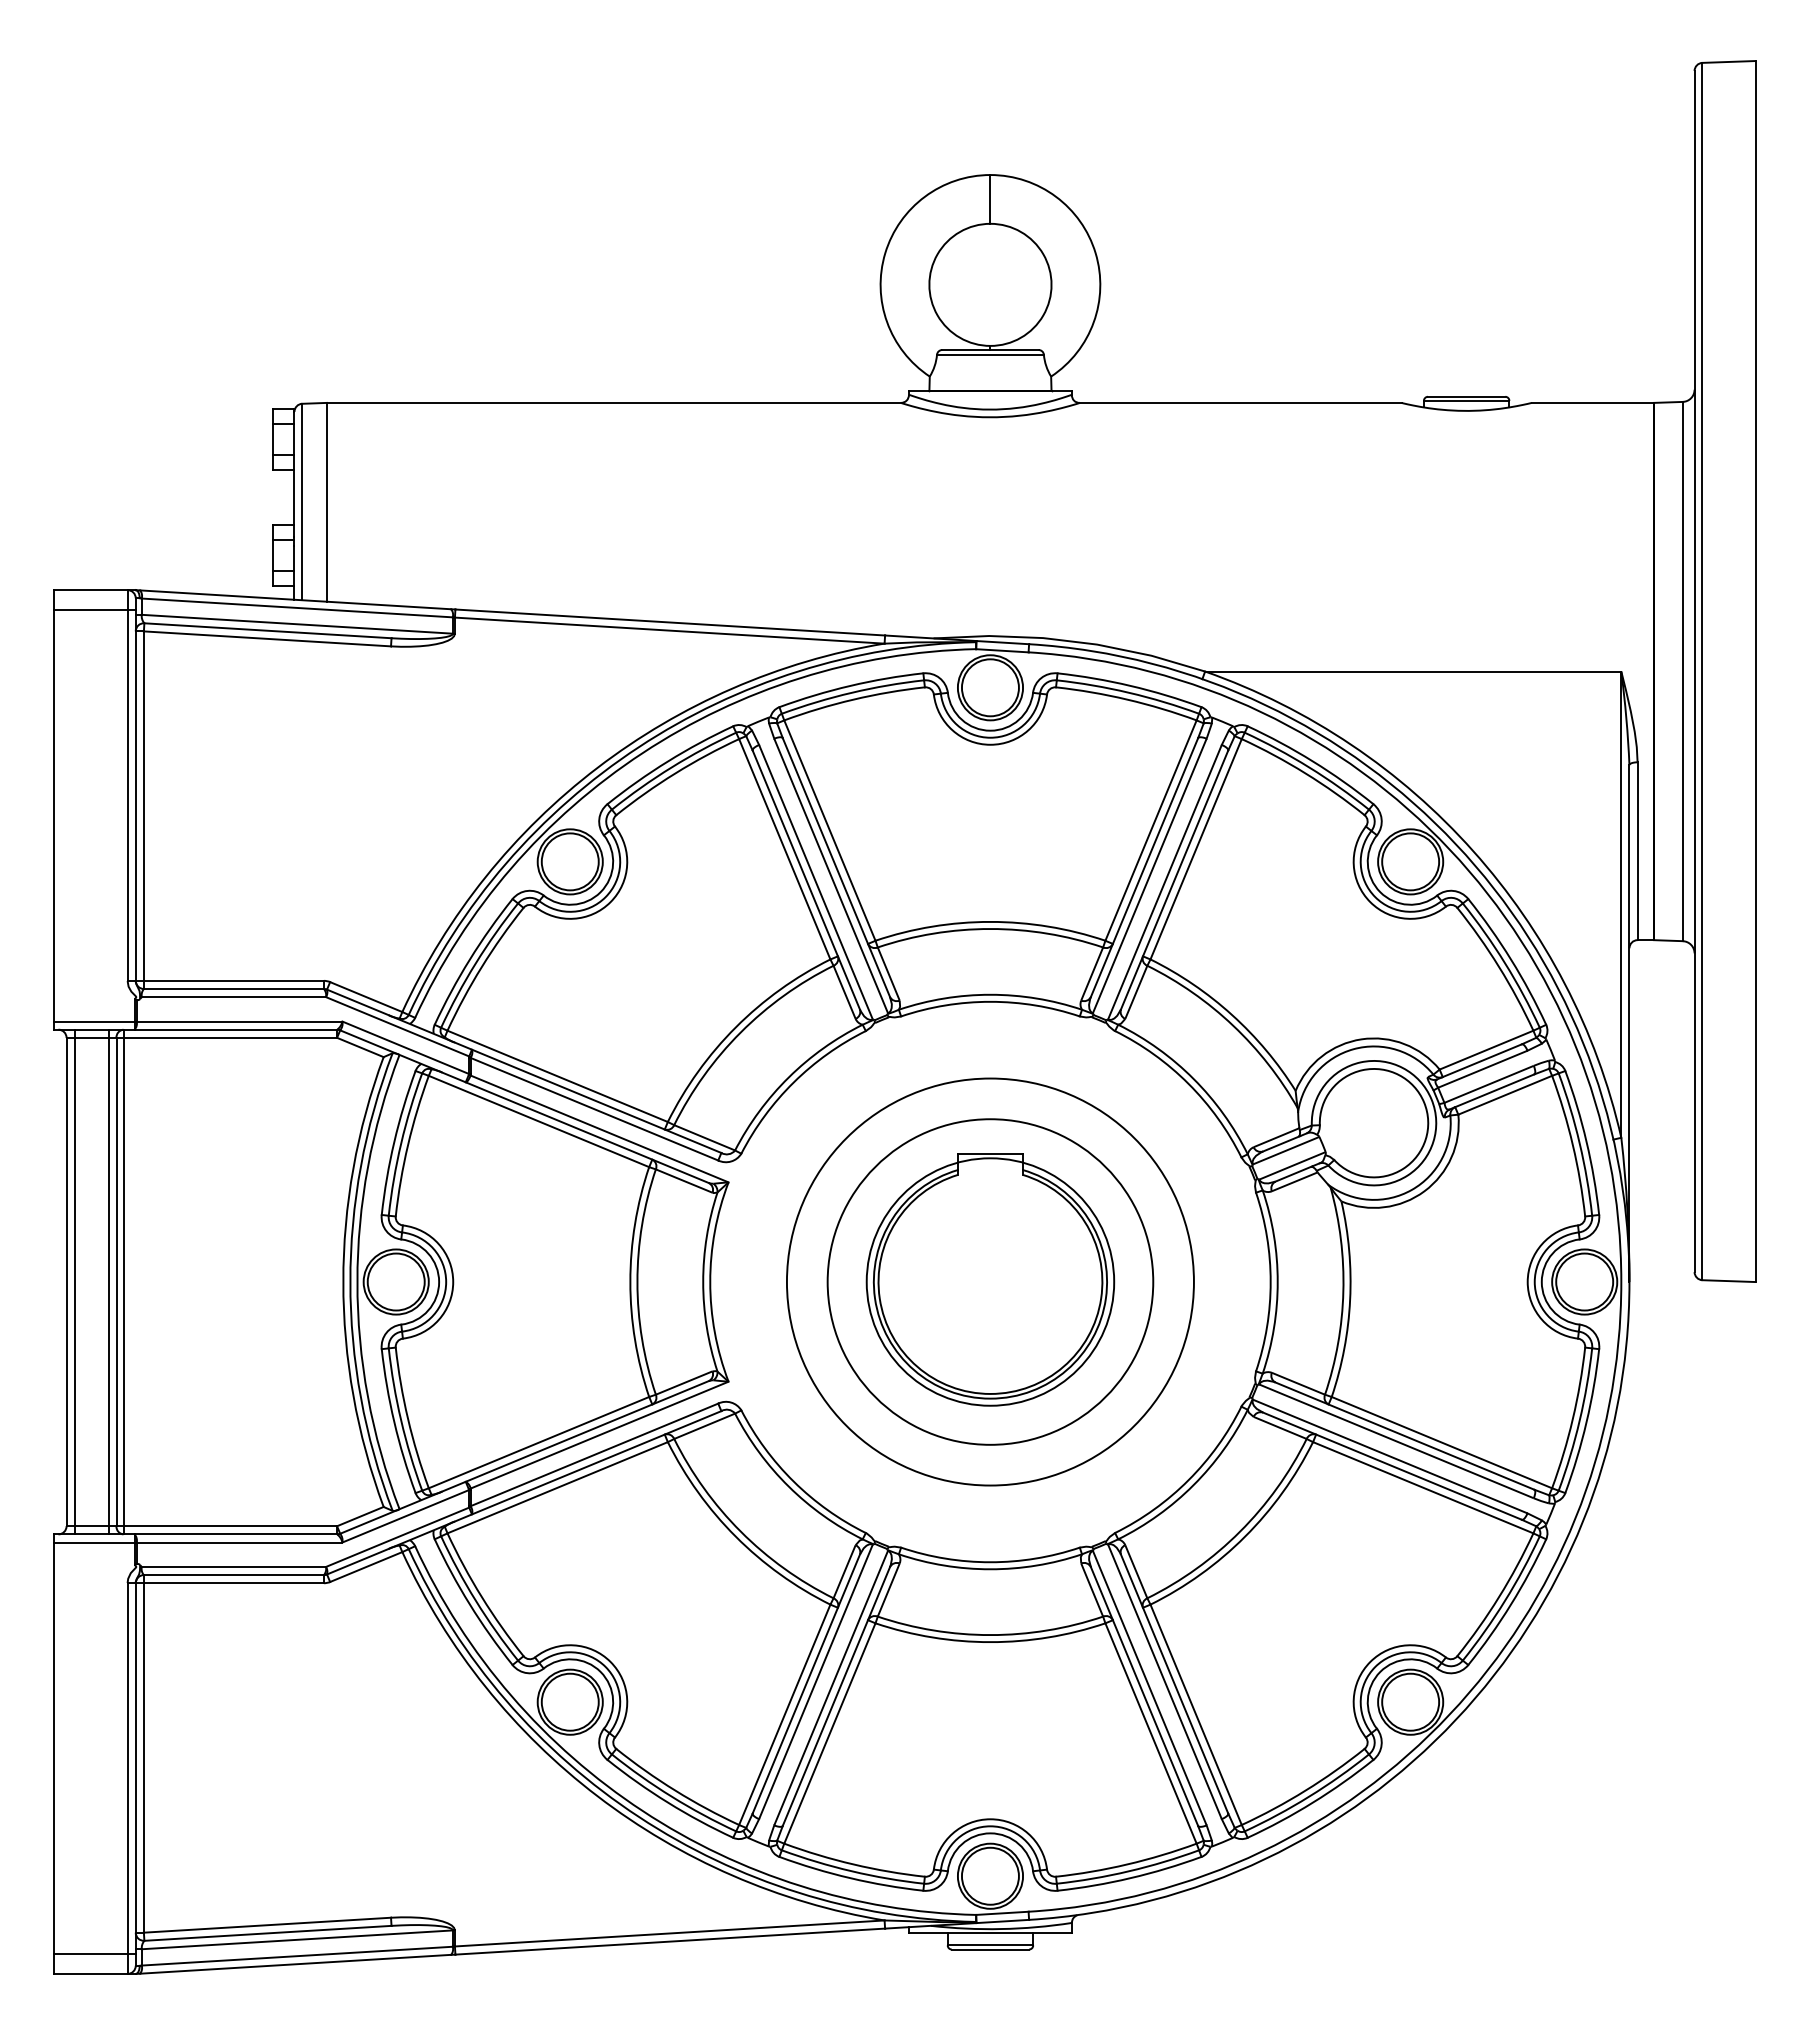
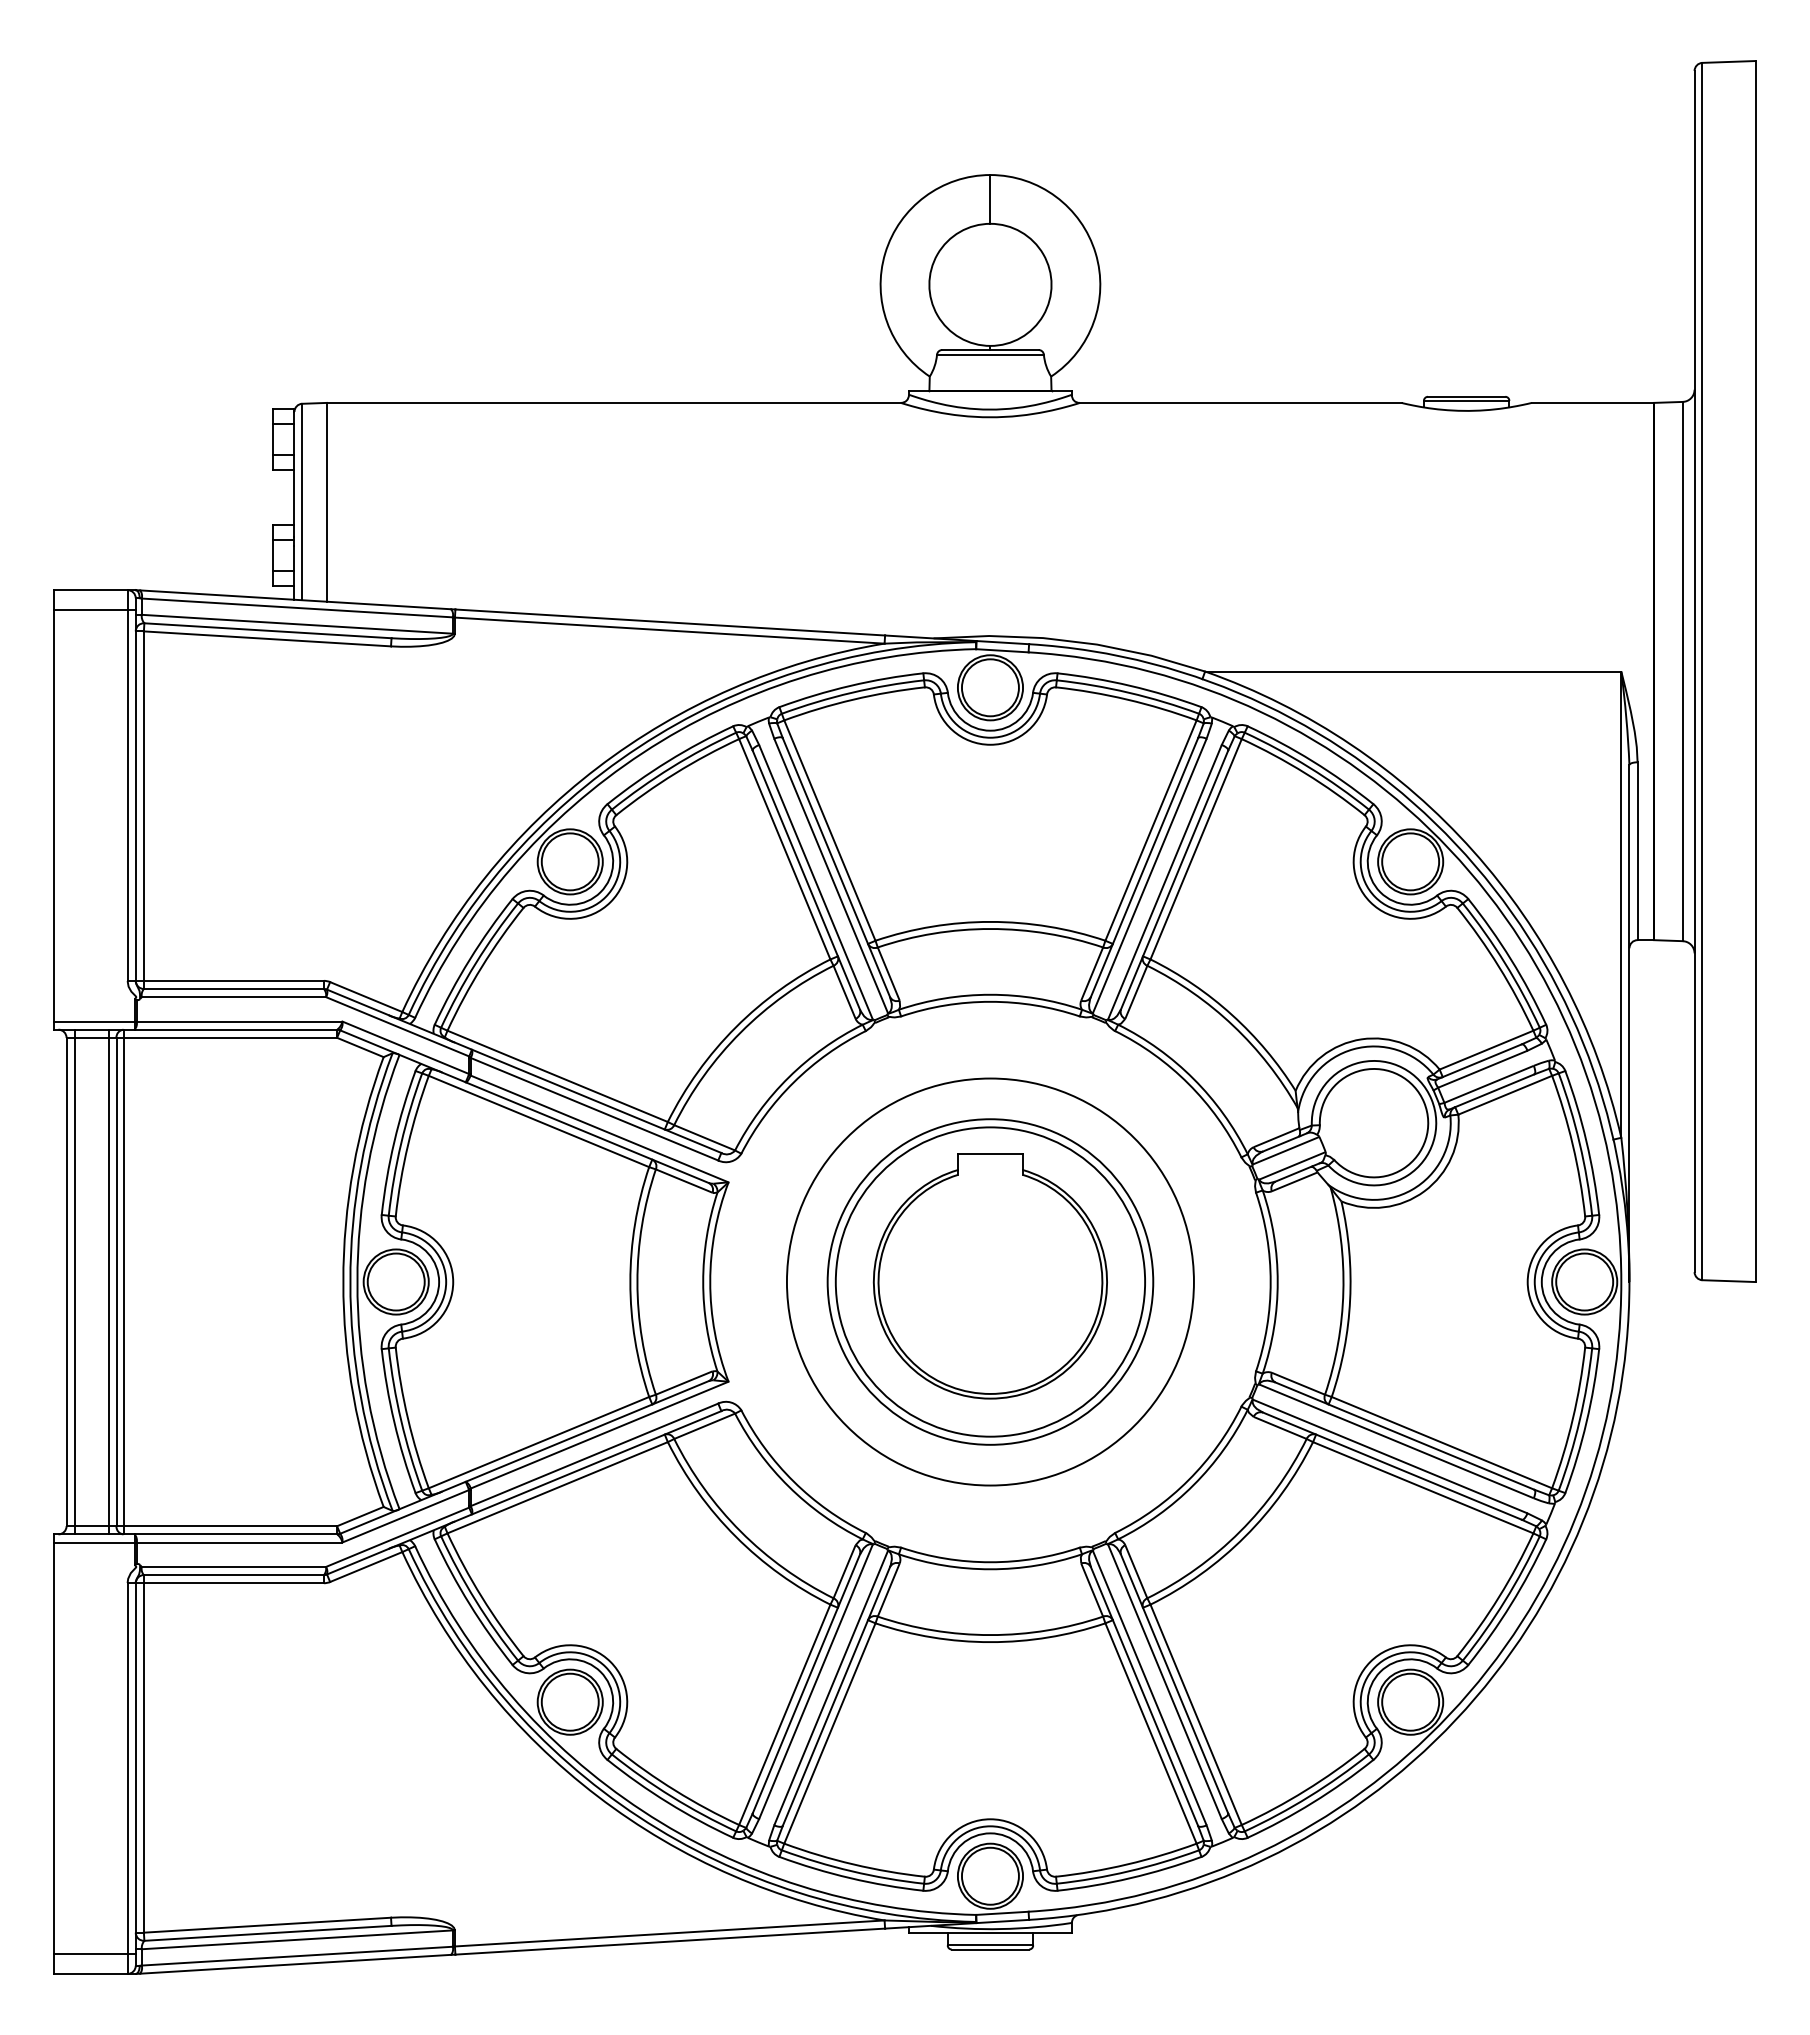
circle diameter: 247 px -> 309 px (990, 1281)
